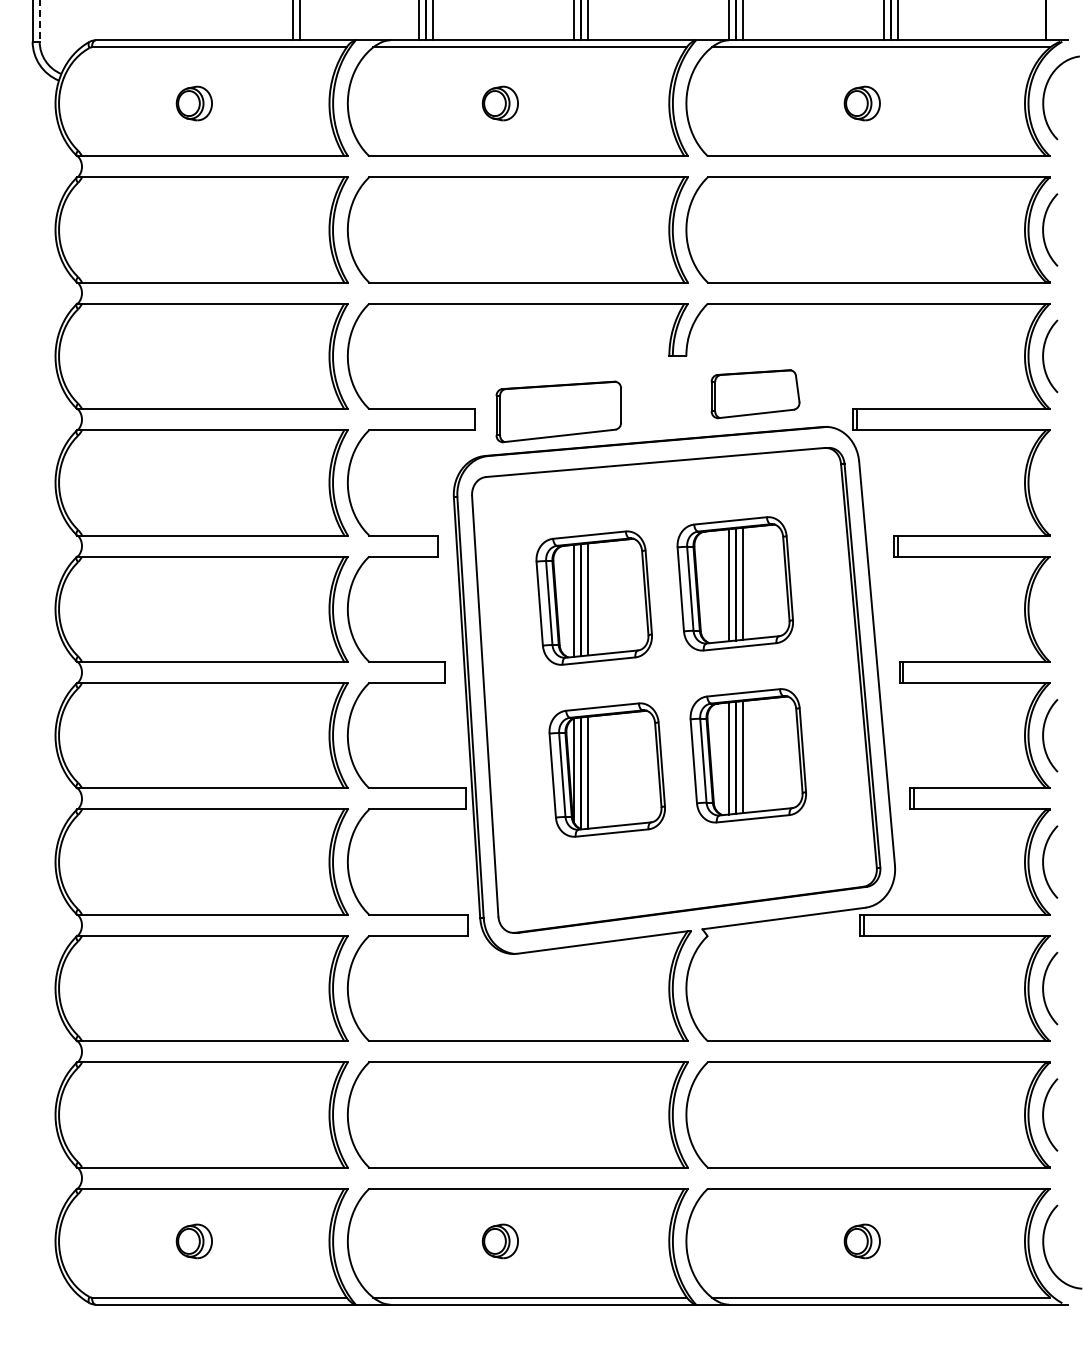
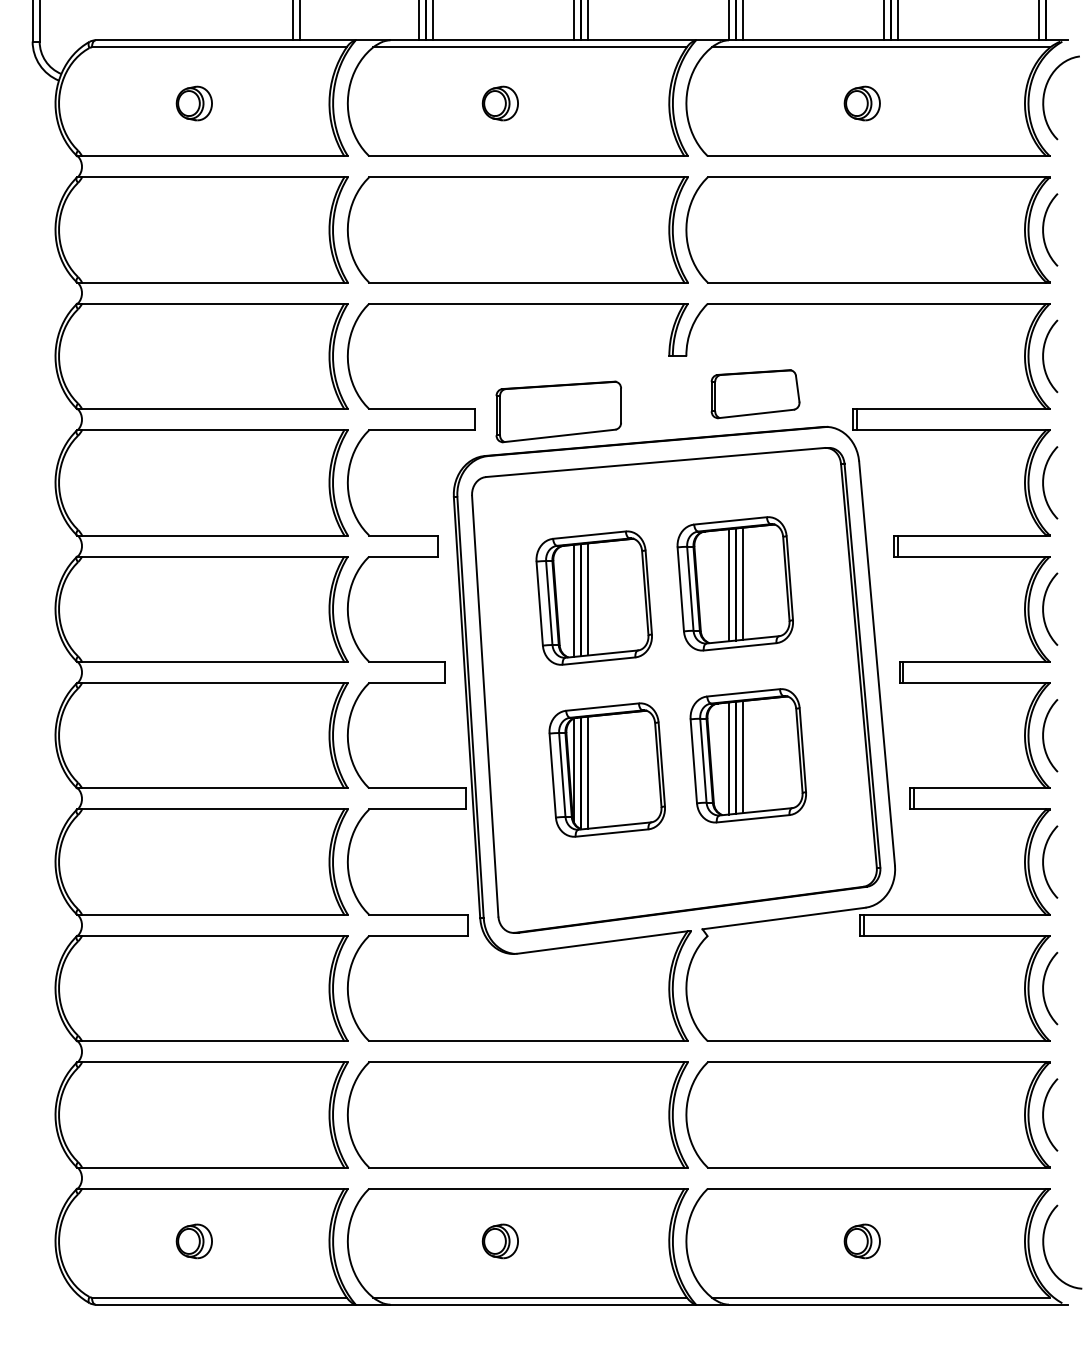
line: dashed -> solid (39, 21)
line: none -> present (1038, 21)
arc: none -> present (1044, 479)
arc: none -> present (1044, 605)
